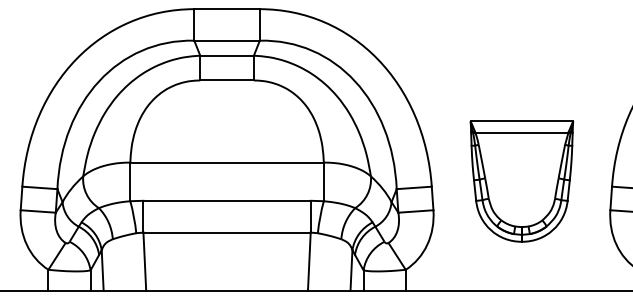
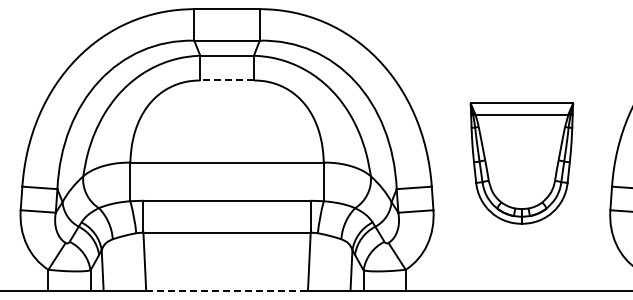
line: solid -> dashed (227, 80)
part position: (521, 181) -> (521, 163) (521, 163)
line: solid -> dashed (227, 290)
